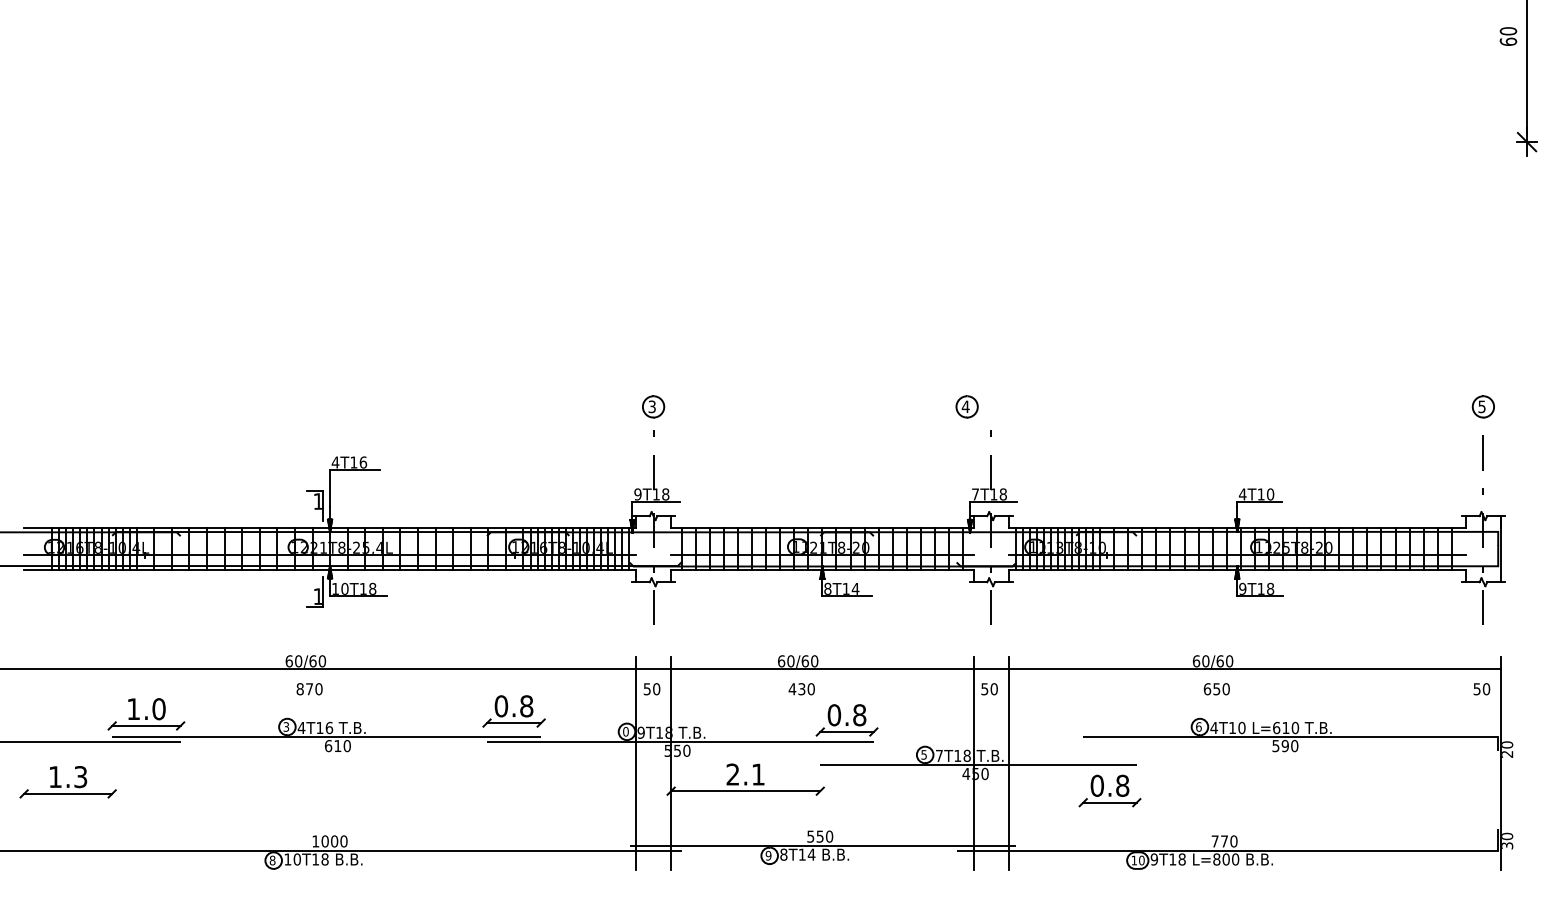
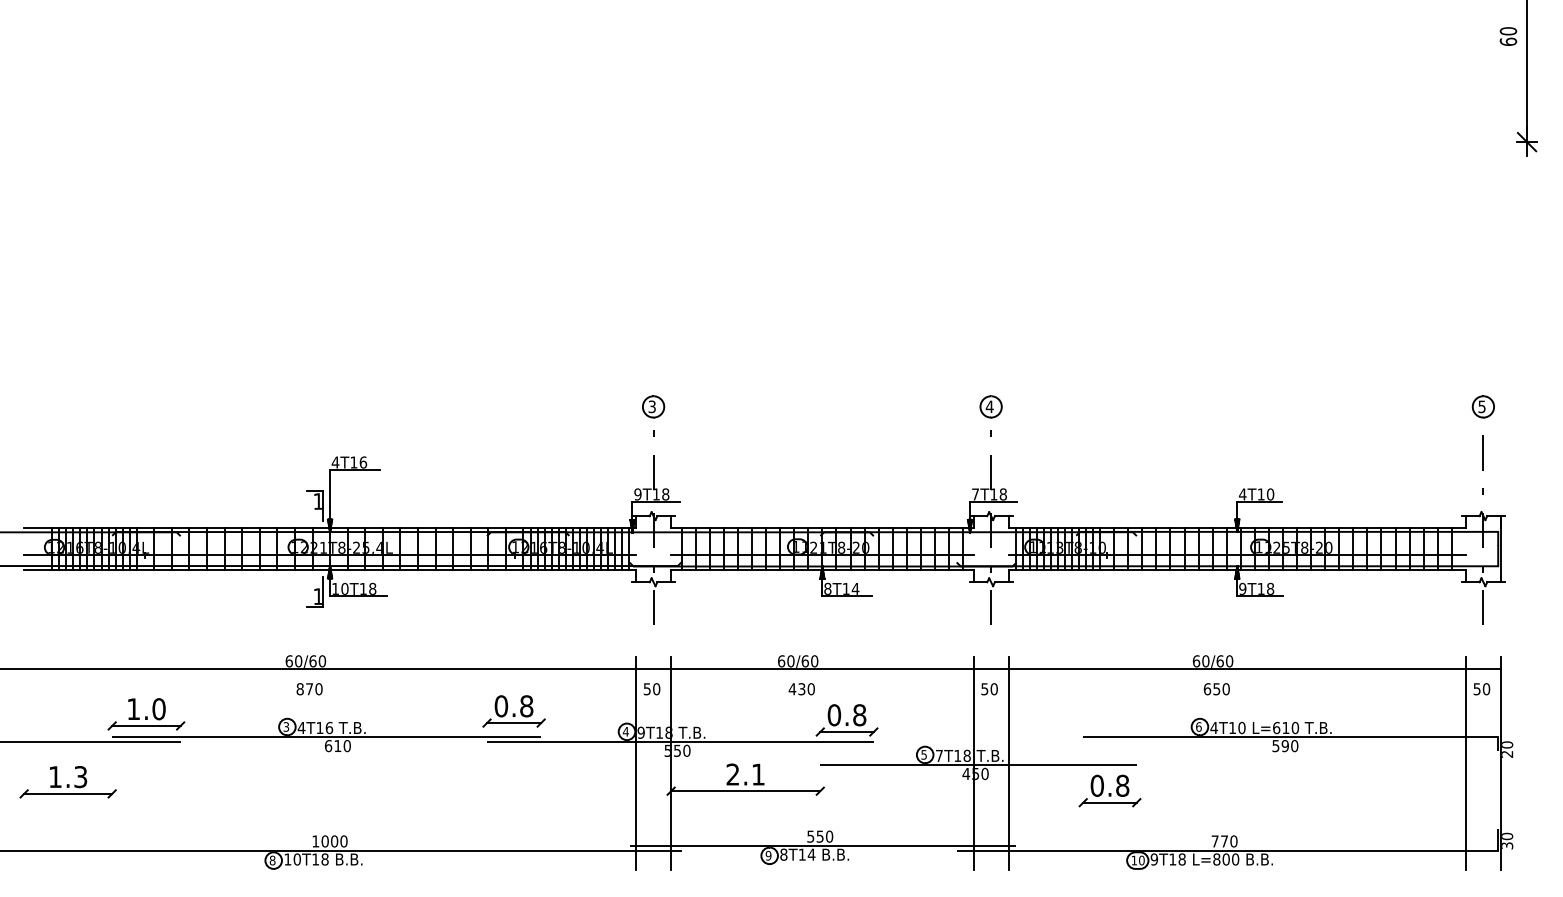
part position: (966, 406) -> (990, 406) (990, 406)
text: 0 -> 4 (625, 731)
line: none -> present (1465, 763)
